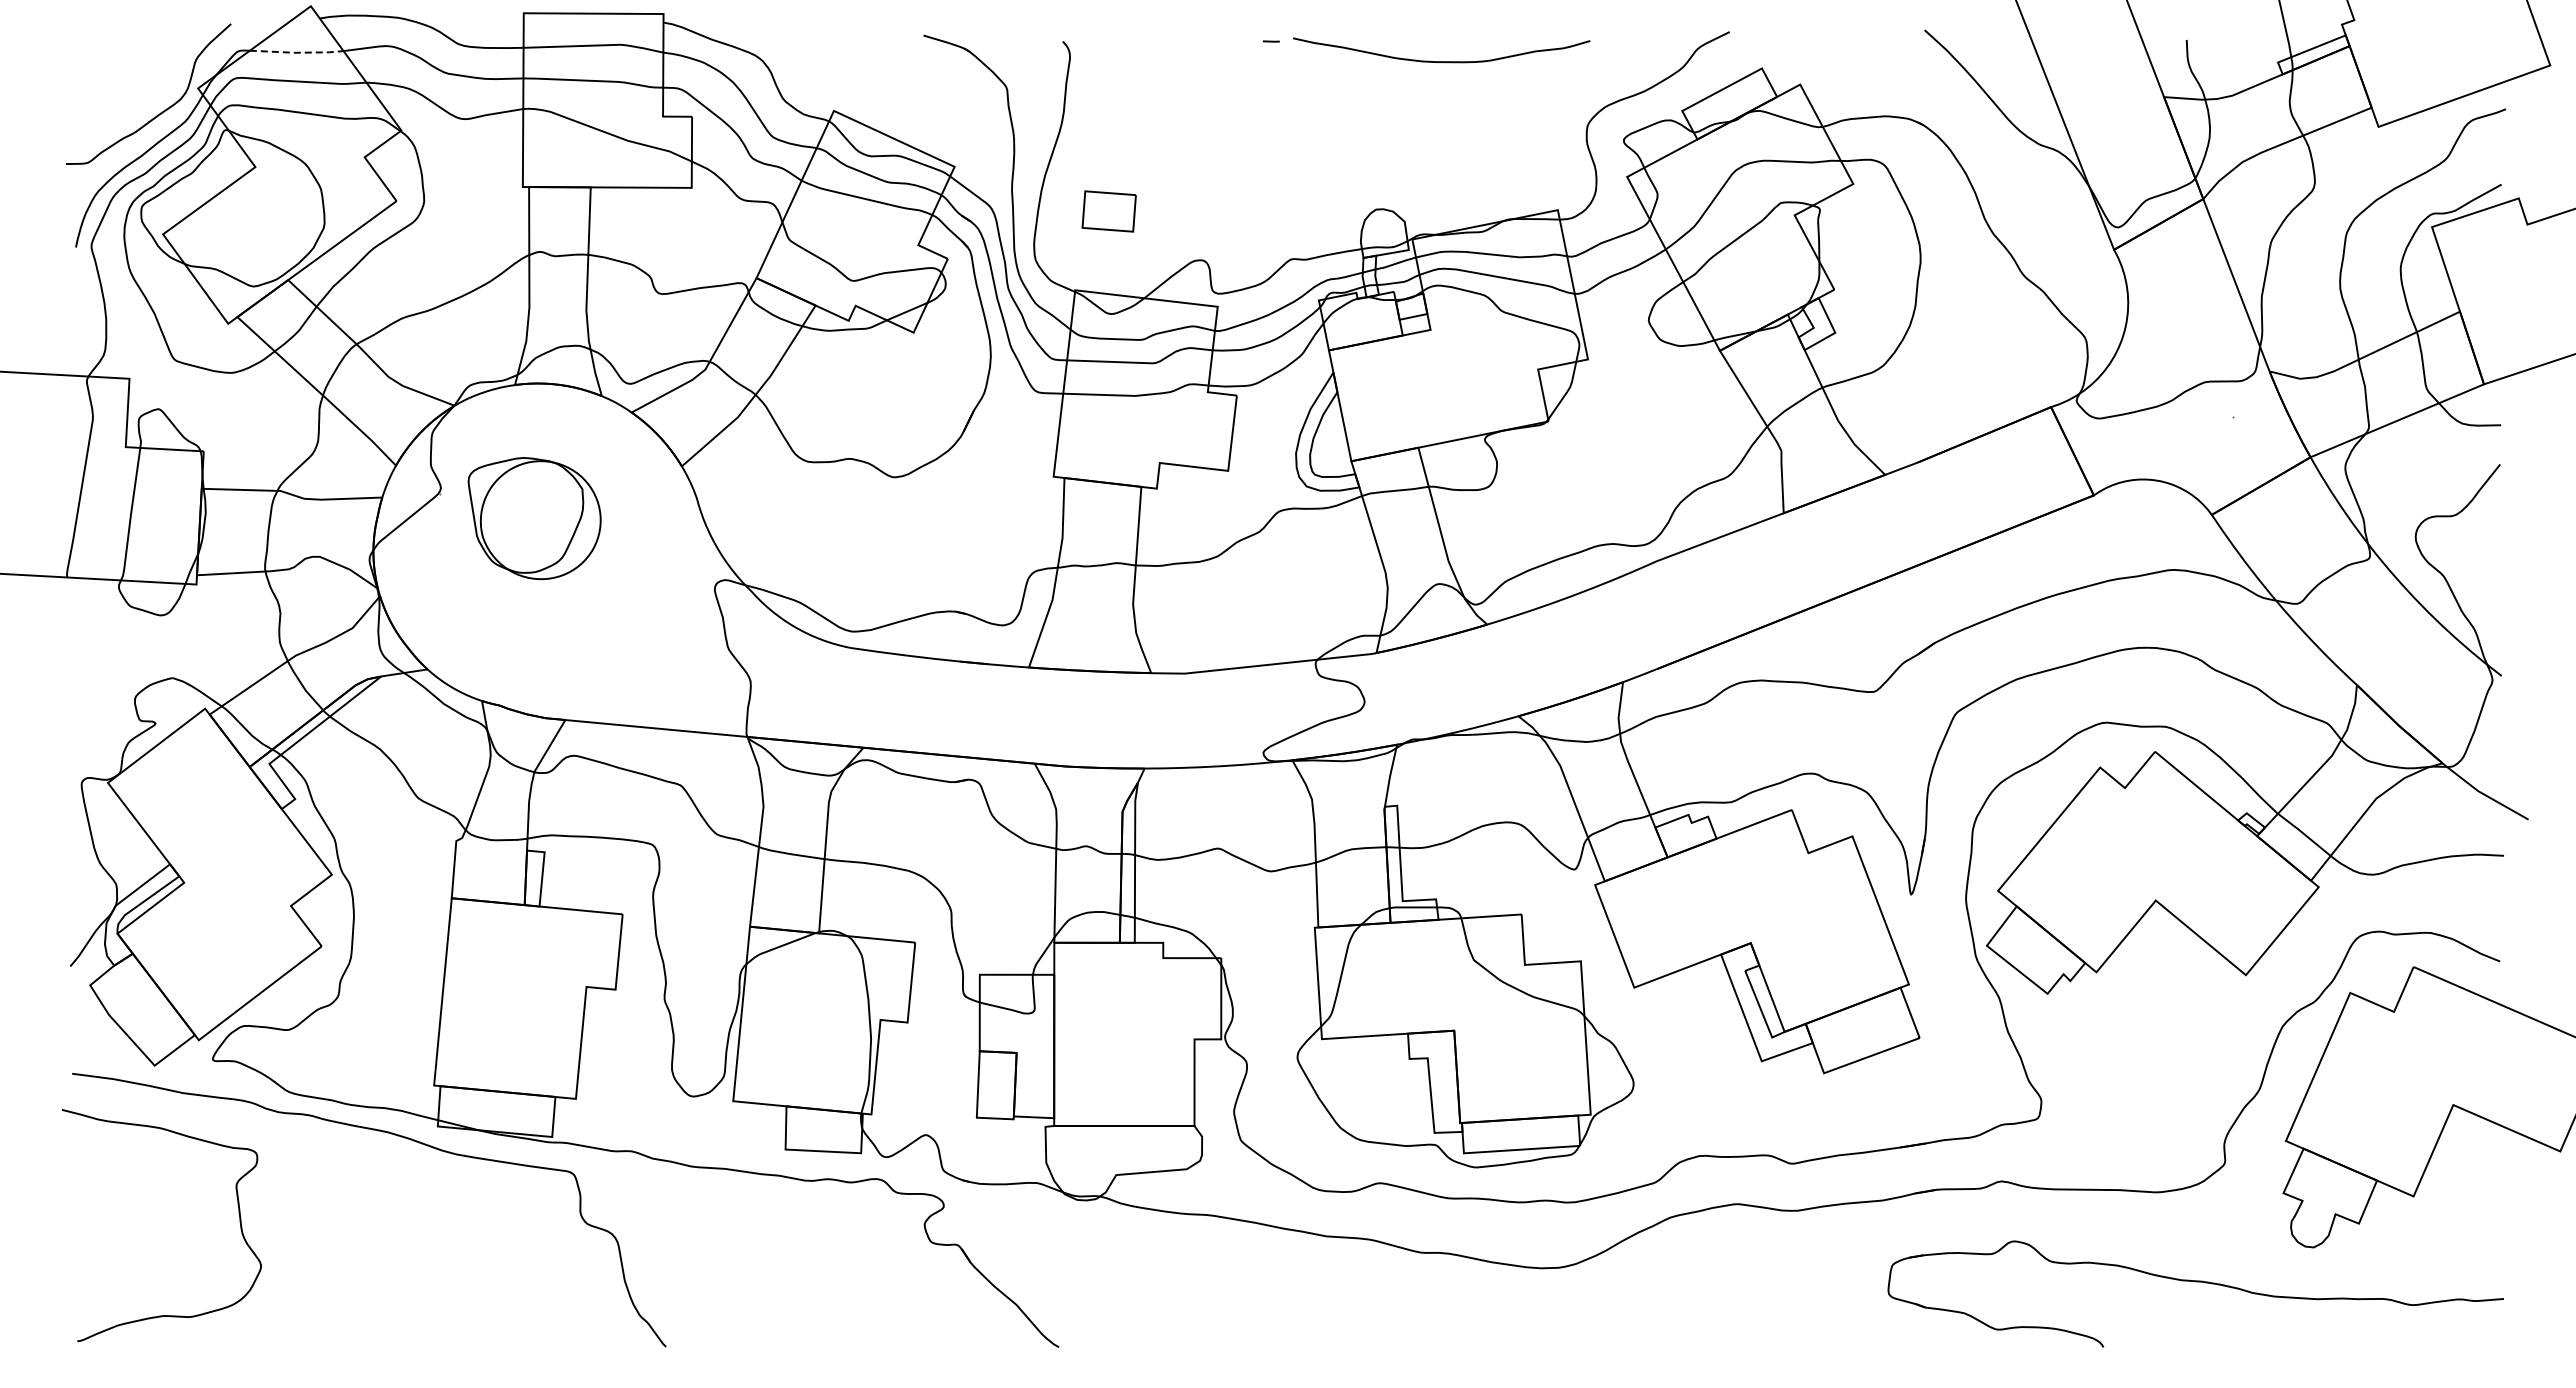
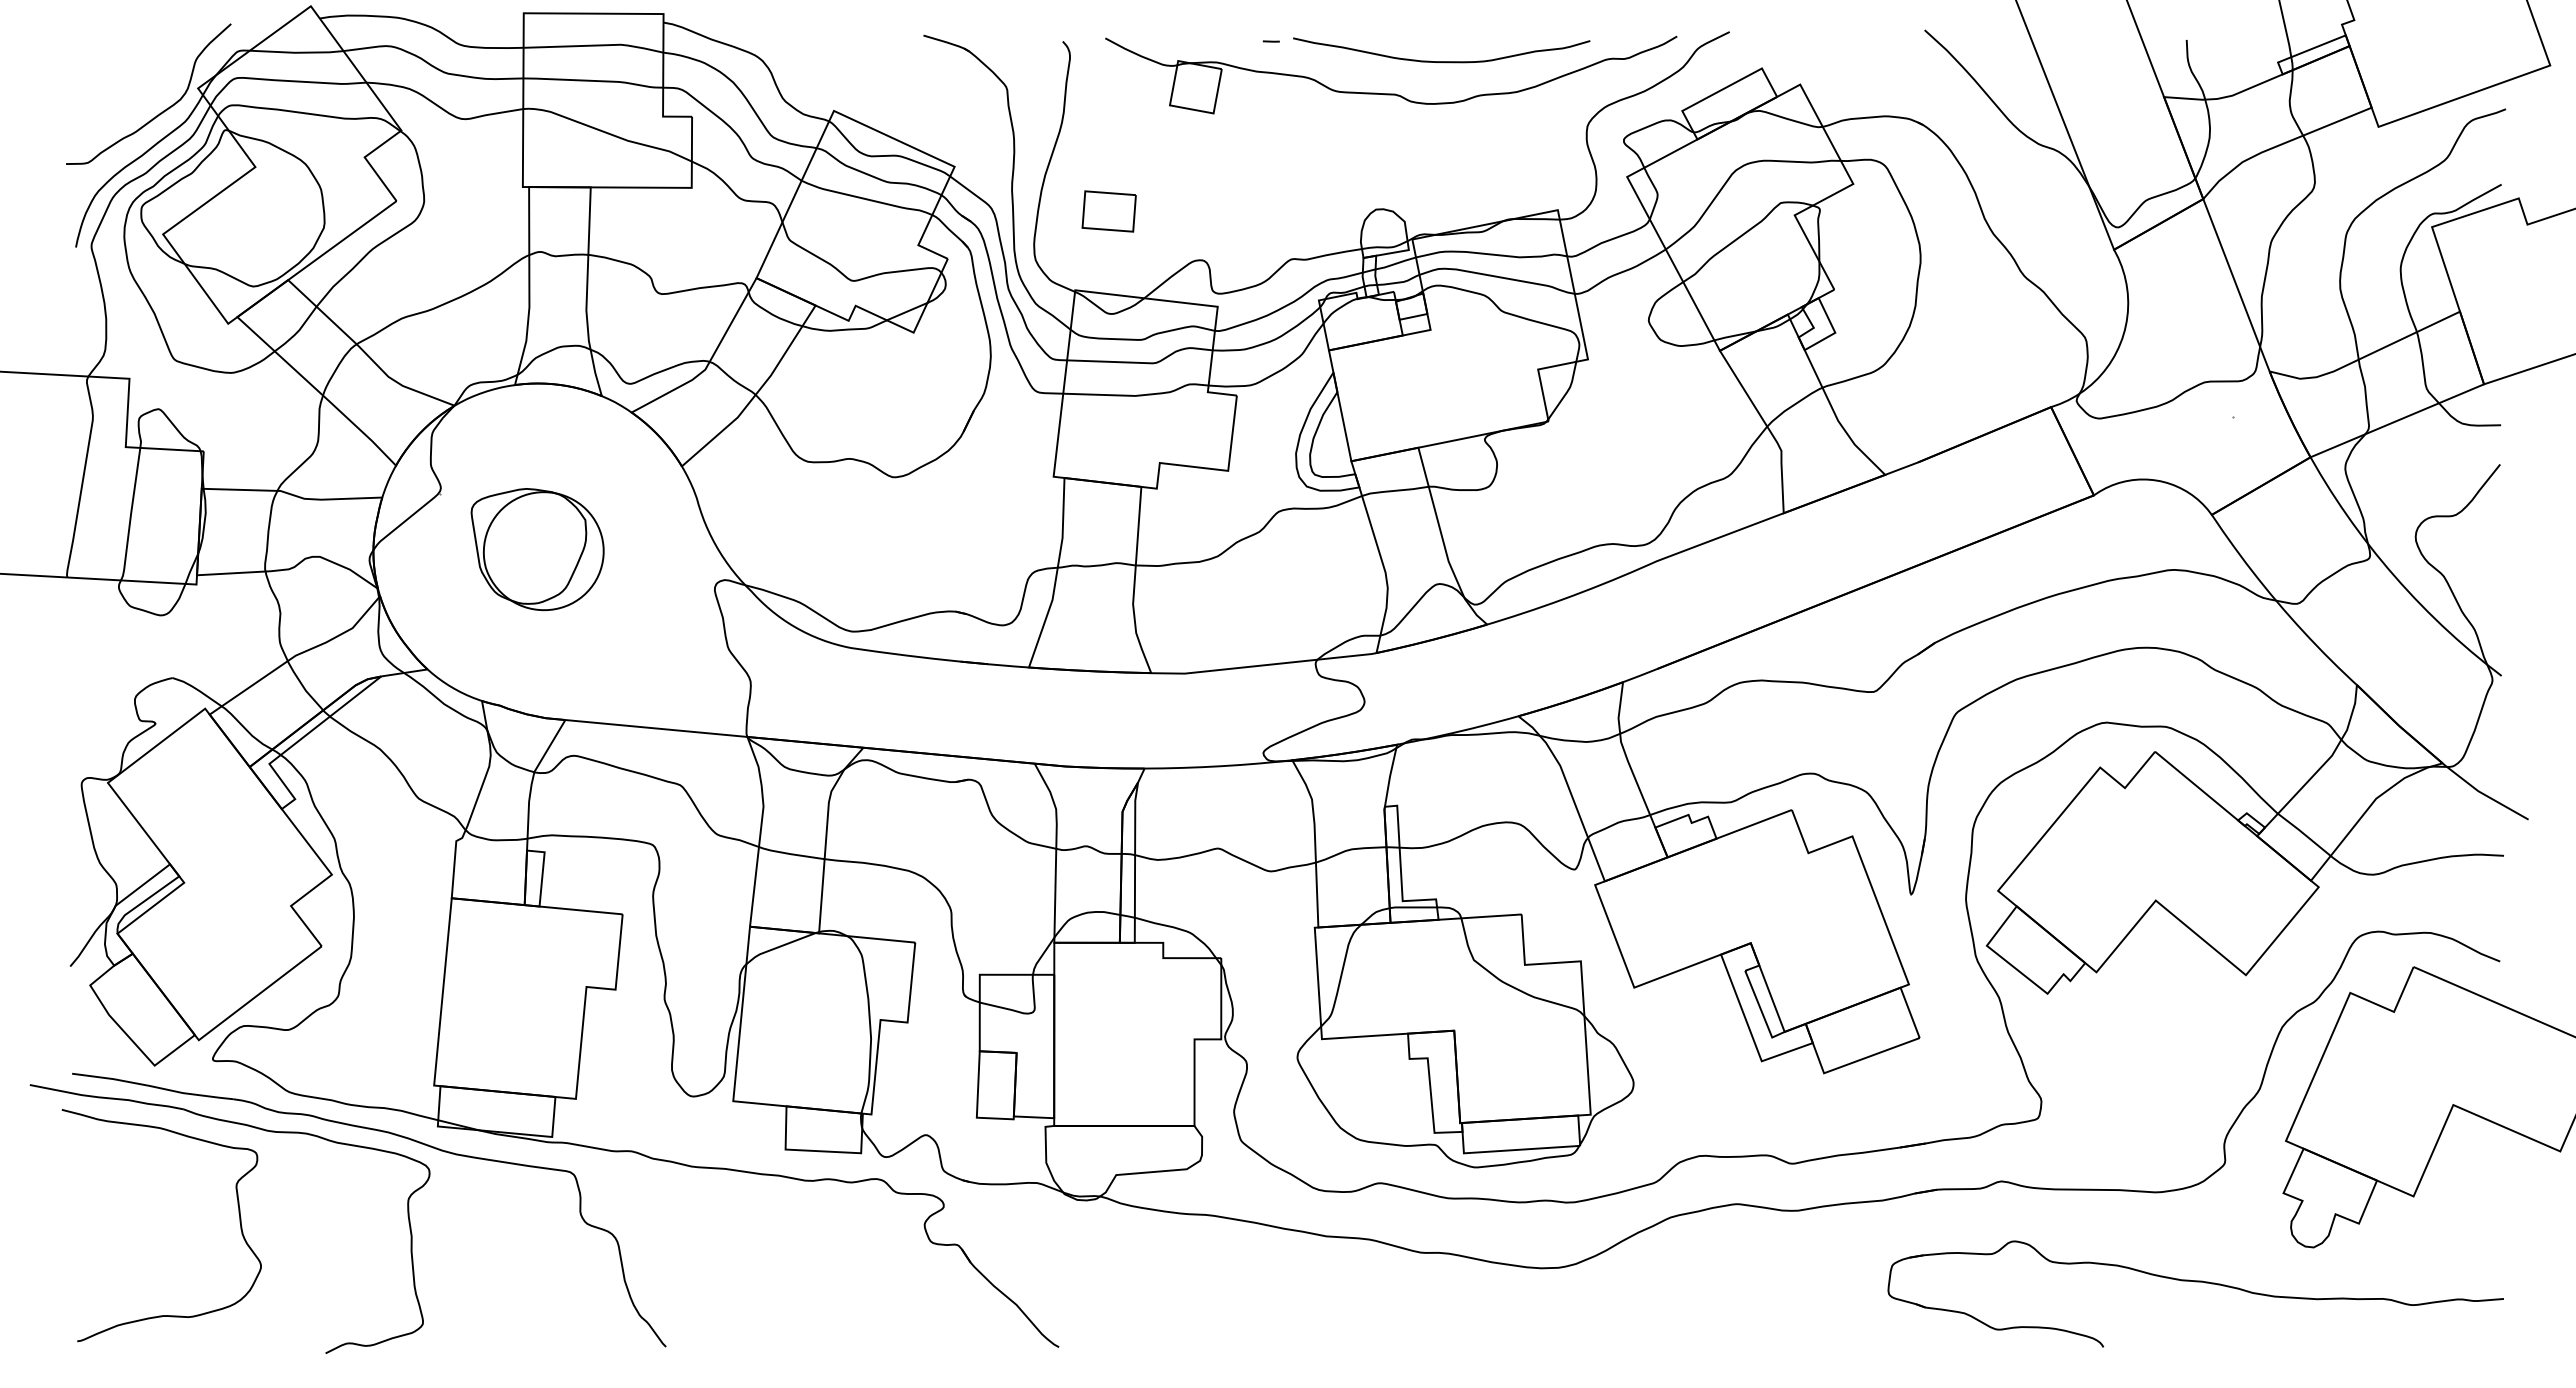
line: dashed -> solid (296, 52)
part: none -> present (1391, 93)
part position: (534, 518) -> (537, 549) (537, 549)
part: none -> present (254, 1128)
